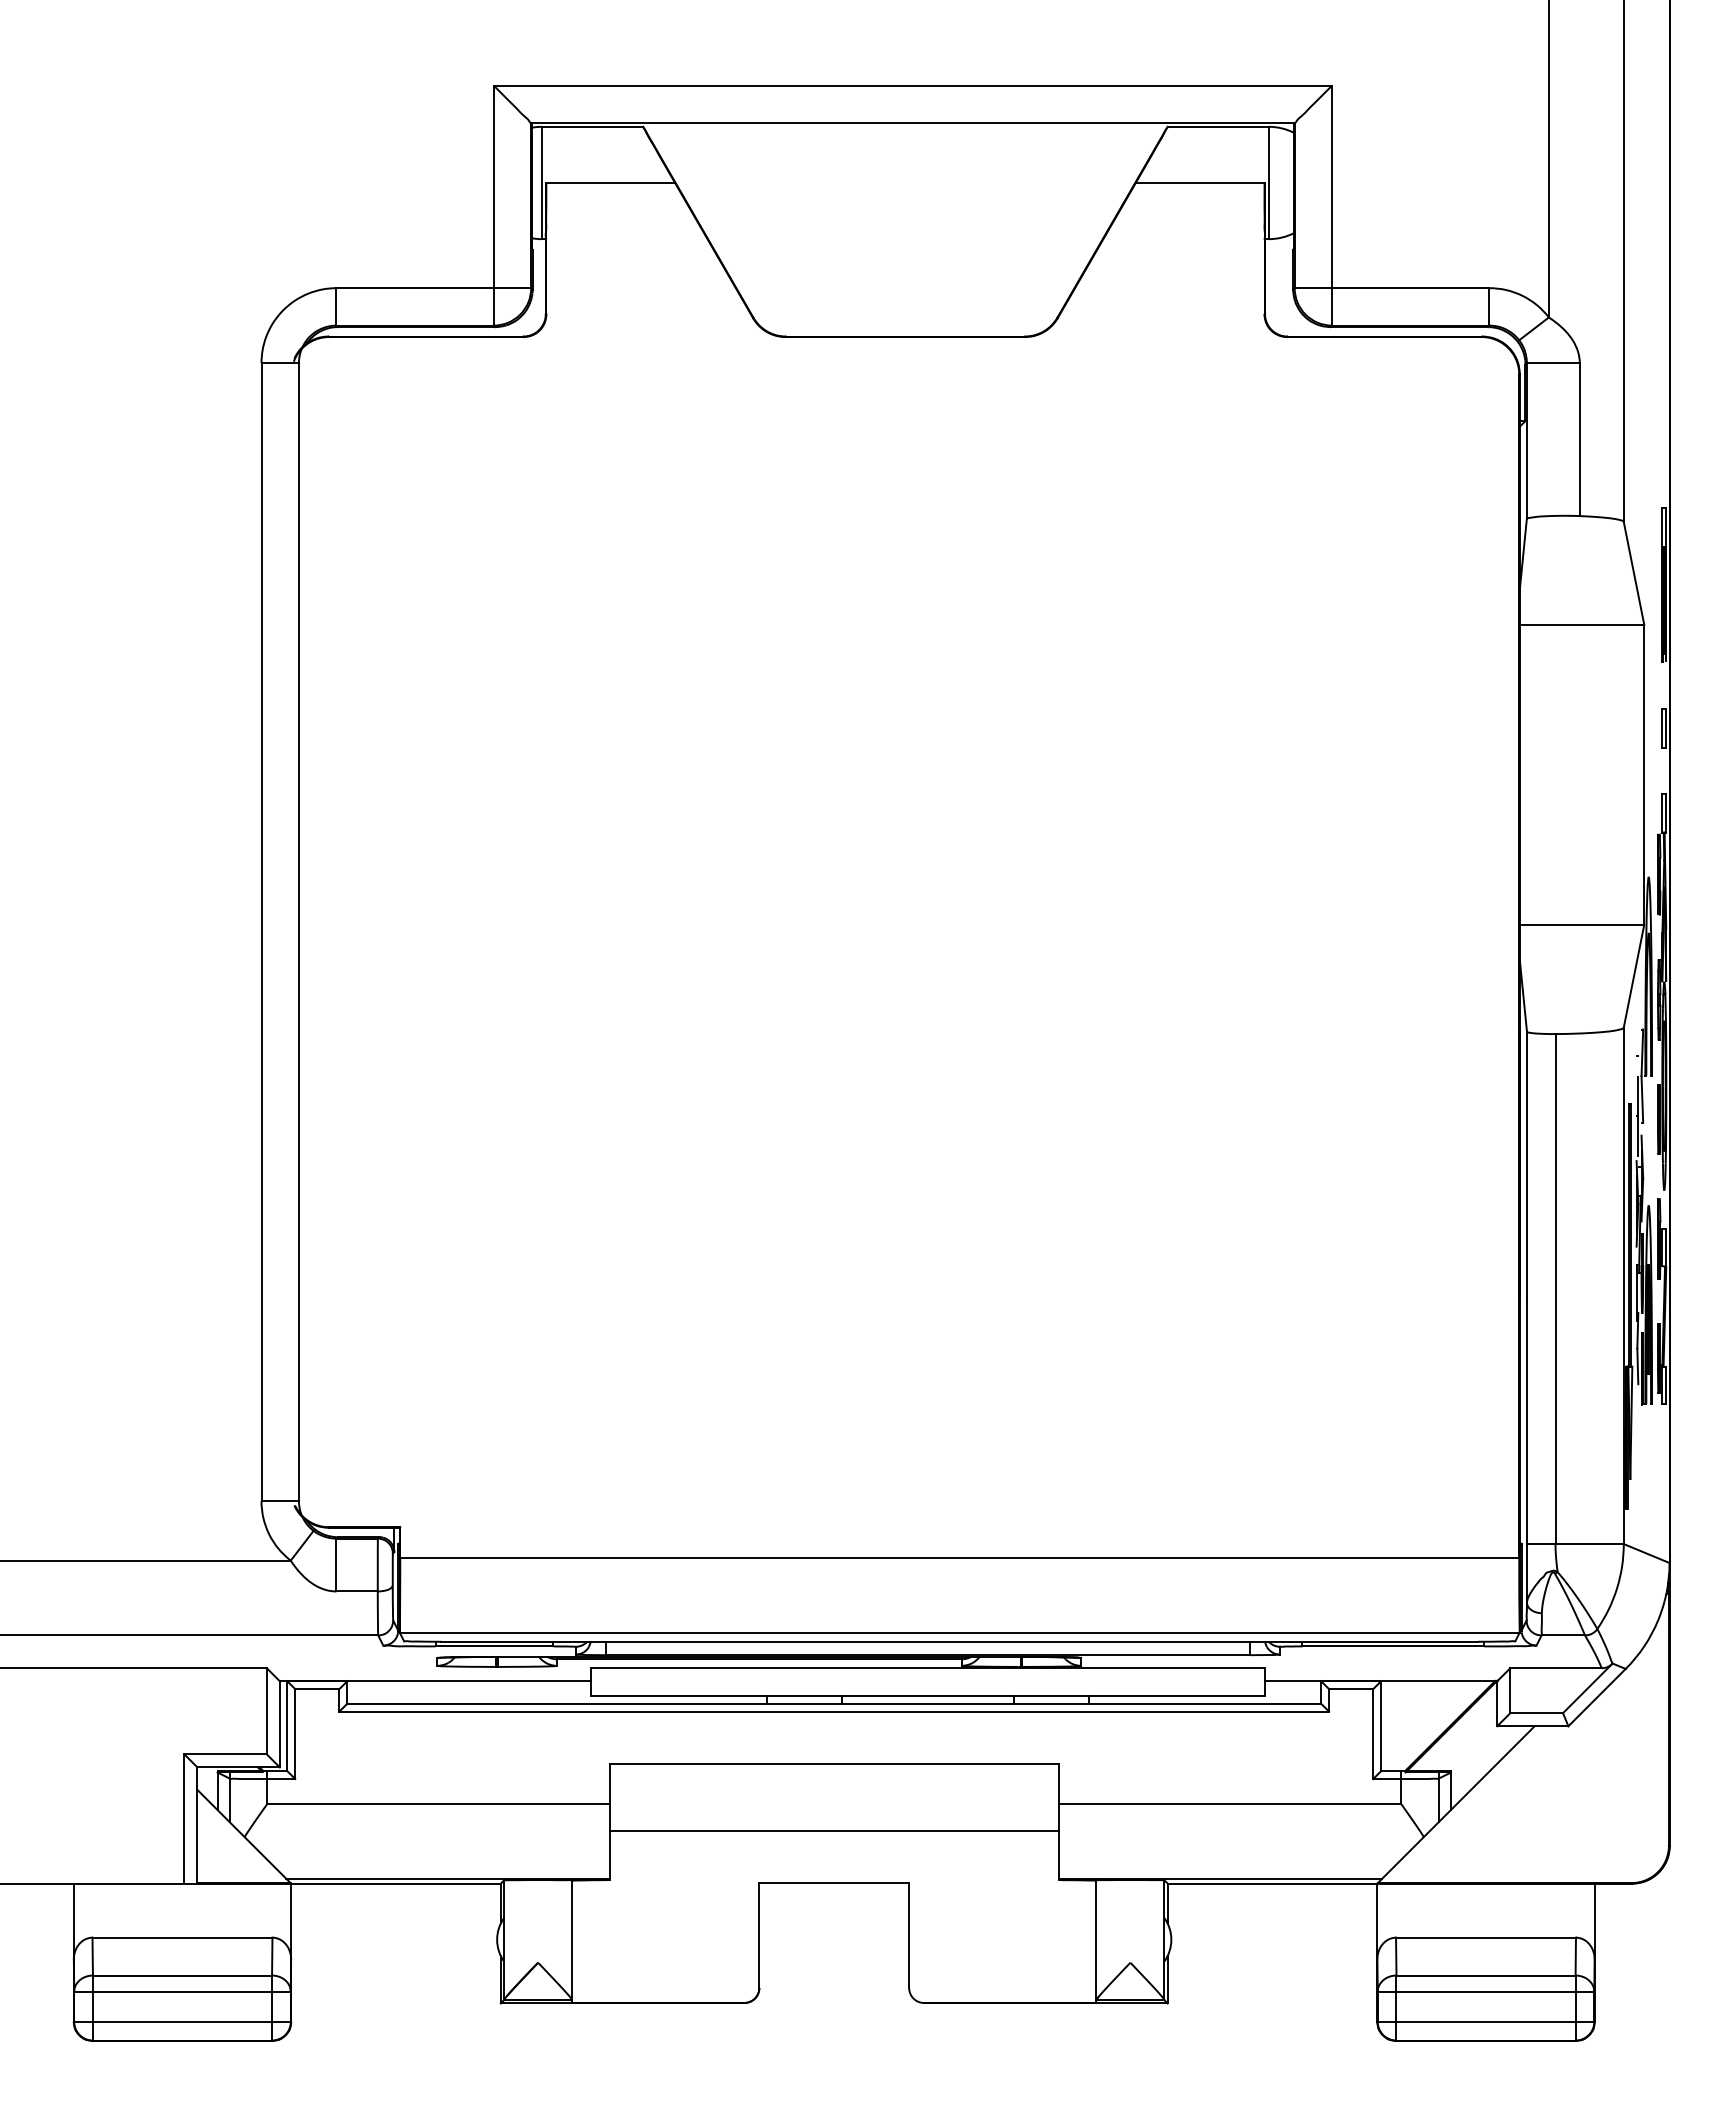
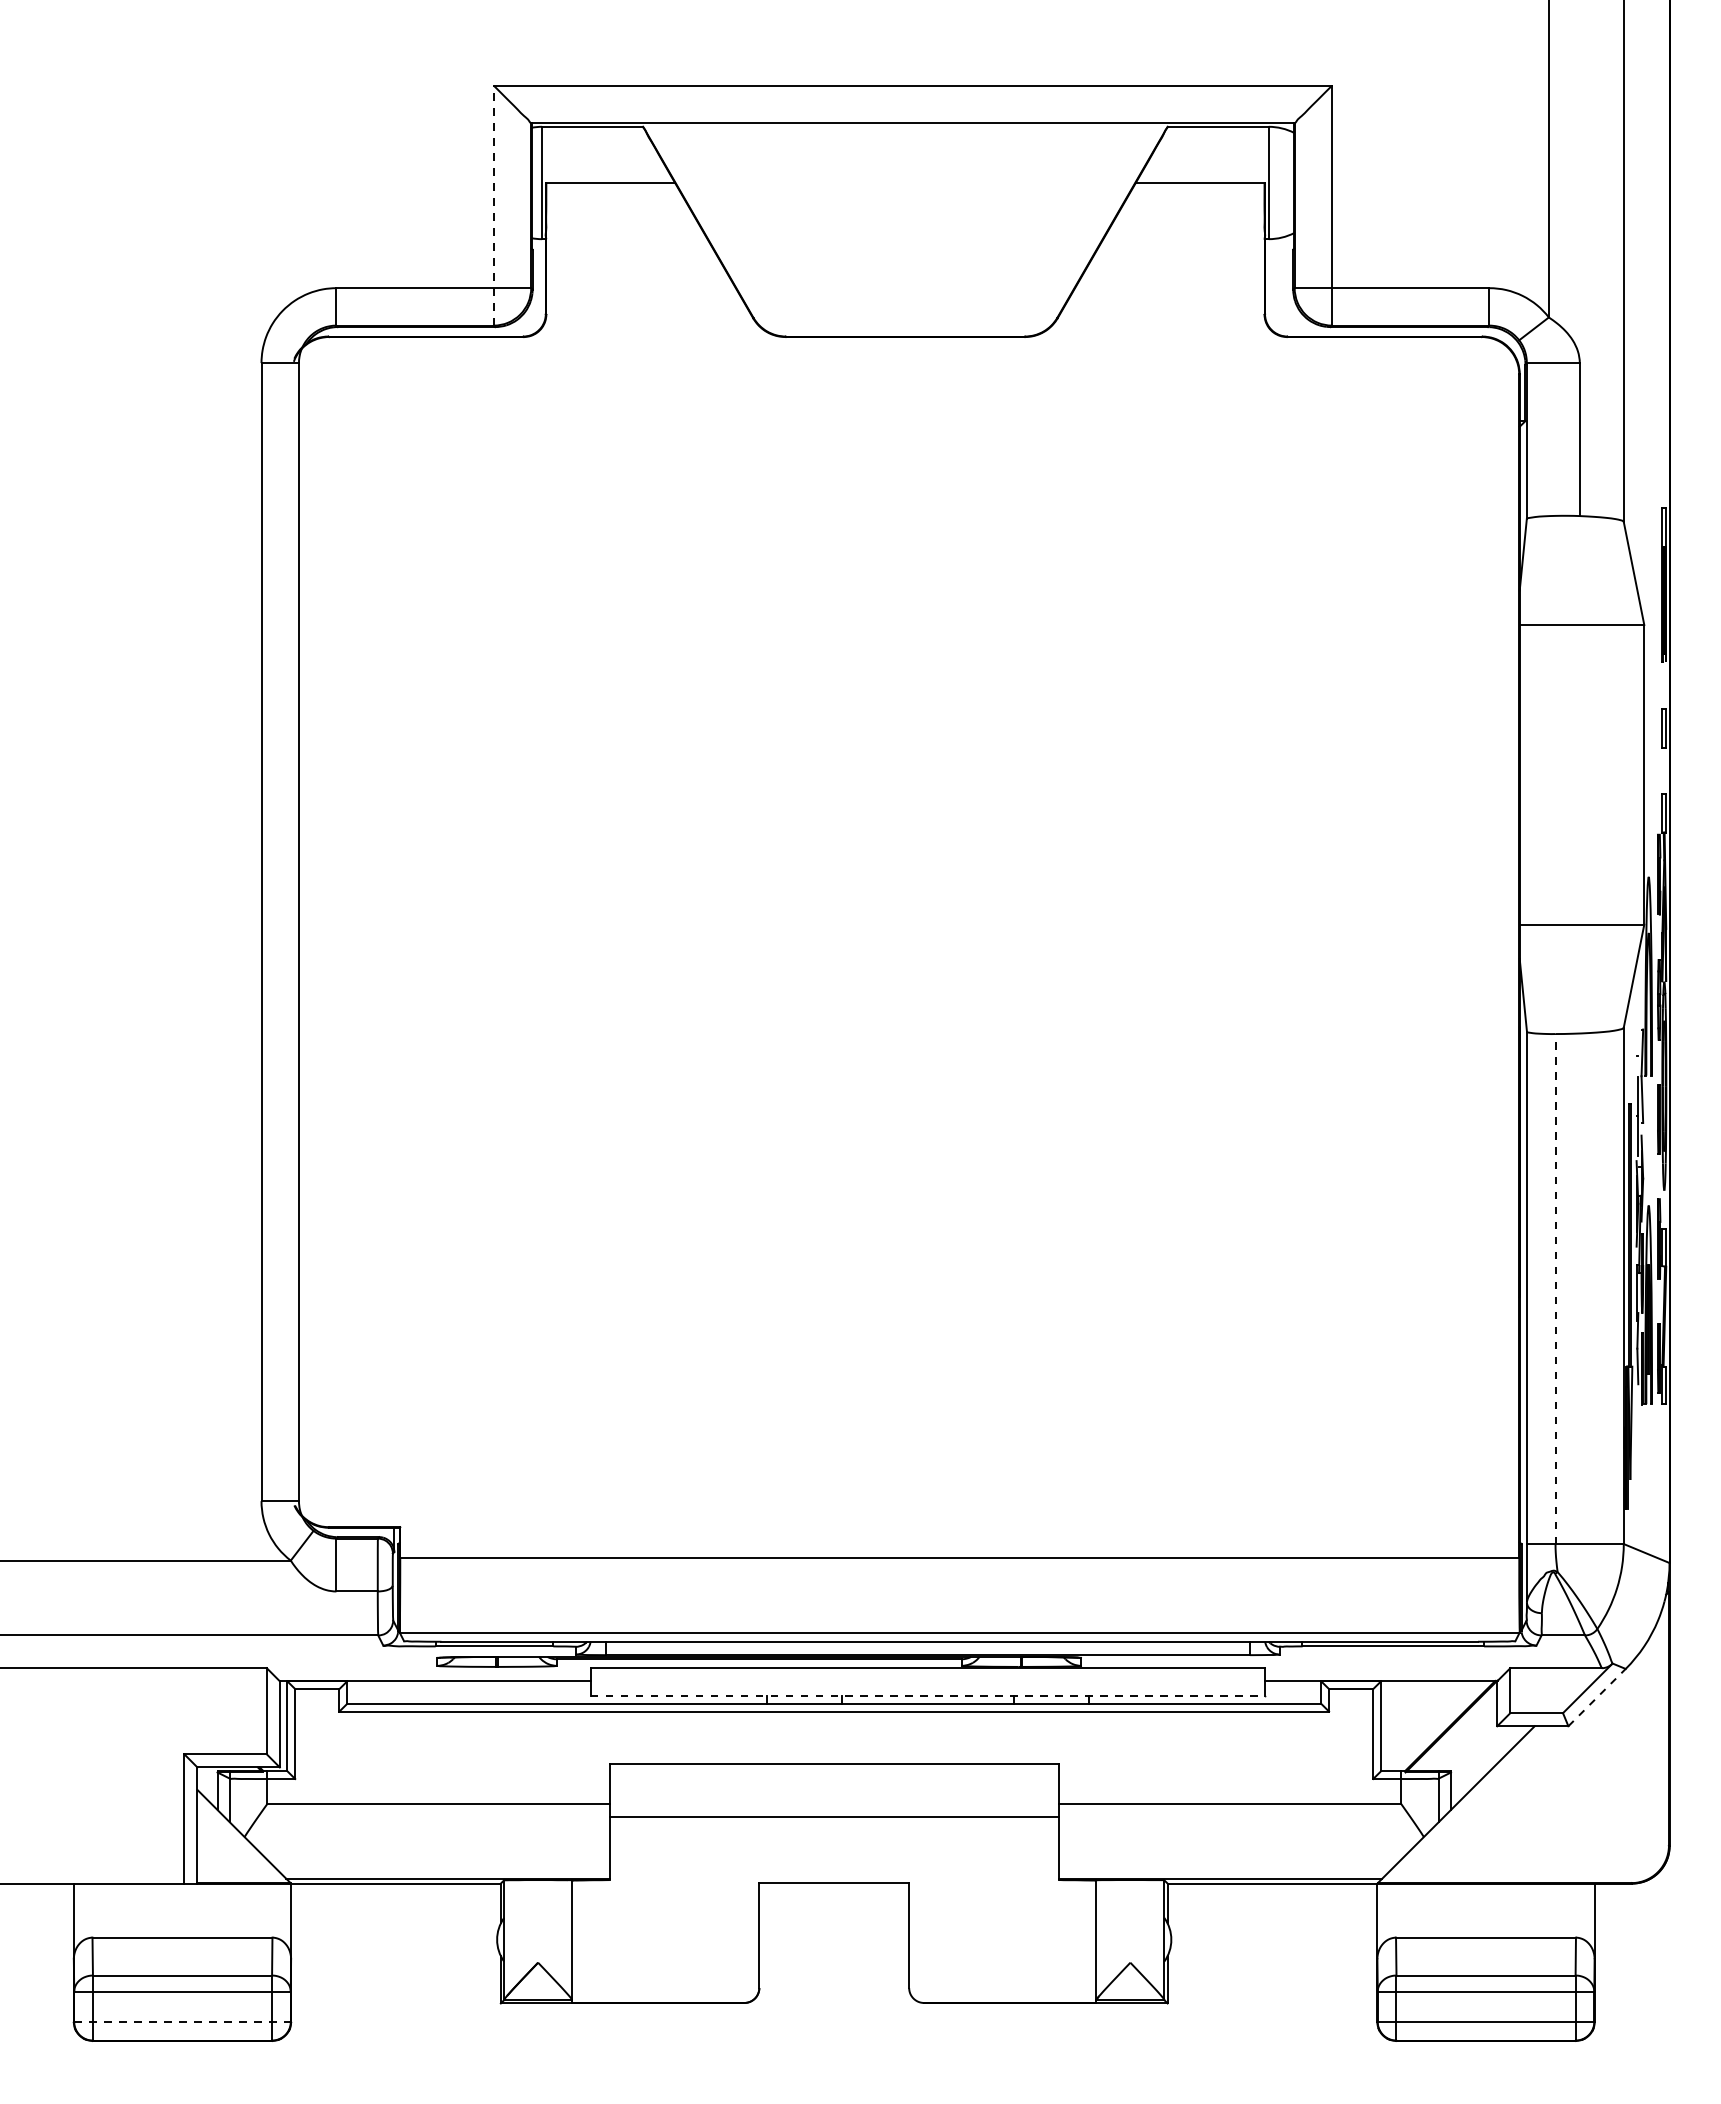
line: solid -> dashed (493, 205)
line: solid -> dashed (1555, 1288)
line: solid -> dashed (928, 1696)
line: solid -> dashed (1597, 1697)
line position: (833, 1831) -> (833, 1817) (833, 1817)
line: solid -> dashed (183, 2021)
